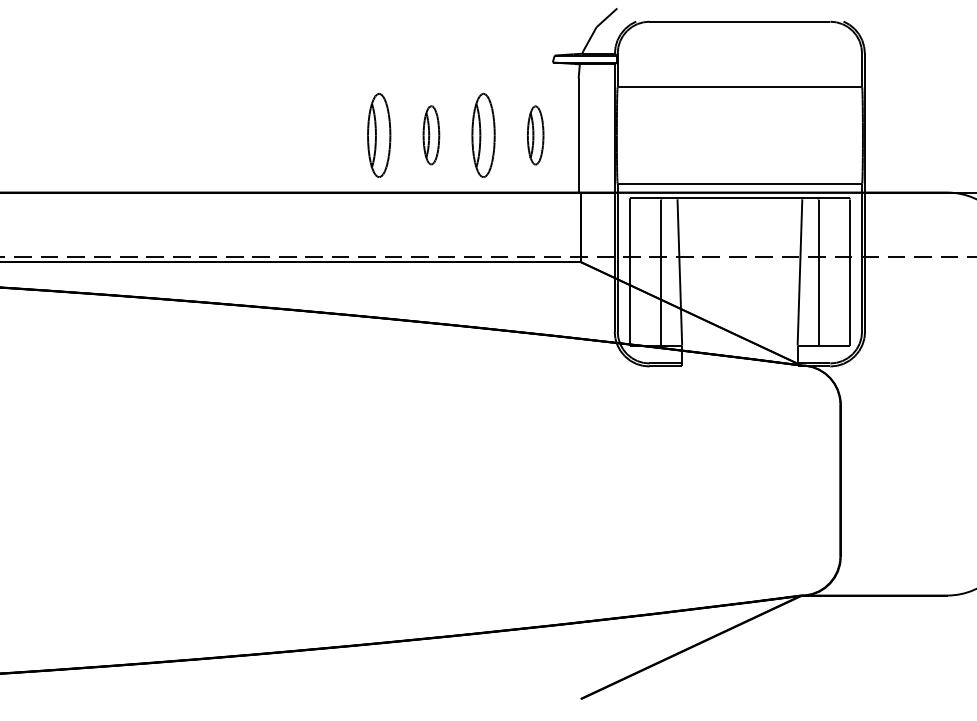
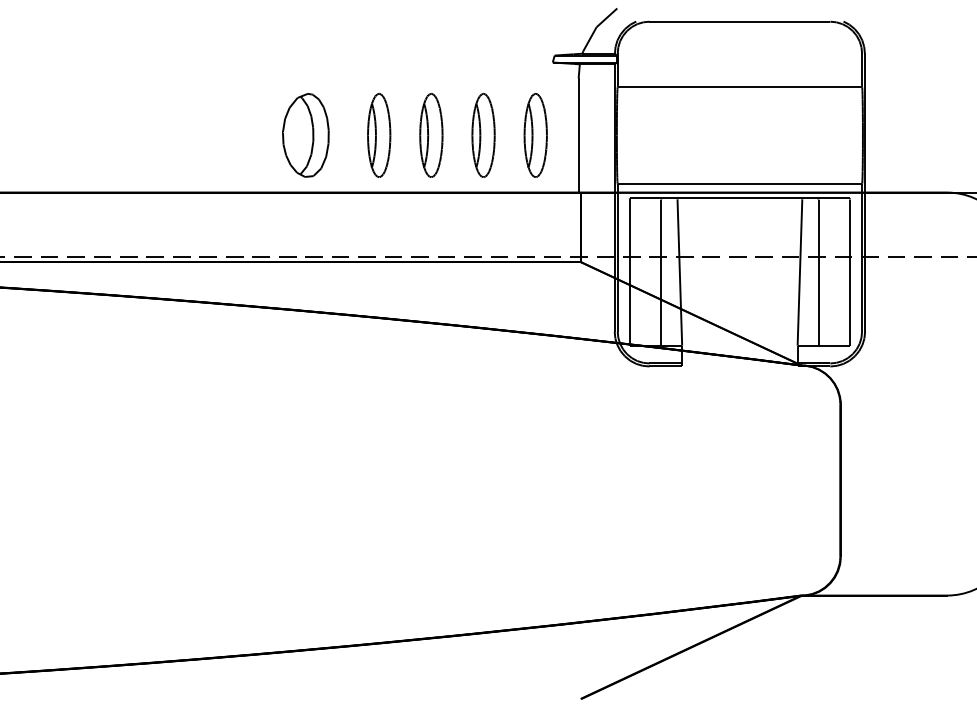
part: none -> present (305, 135)
part size: 19x61 px -> 25x86 px (431, 134)
part size: 18x61 px -> 25x85 px (535, 135)
